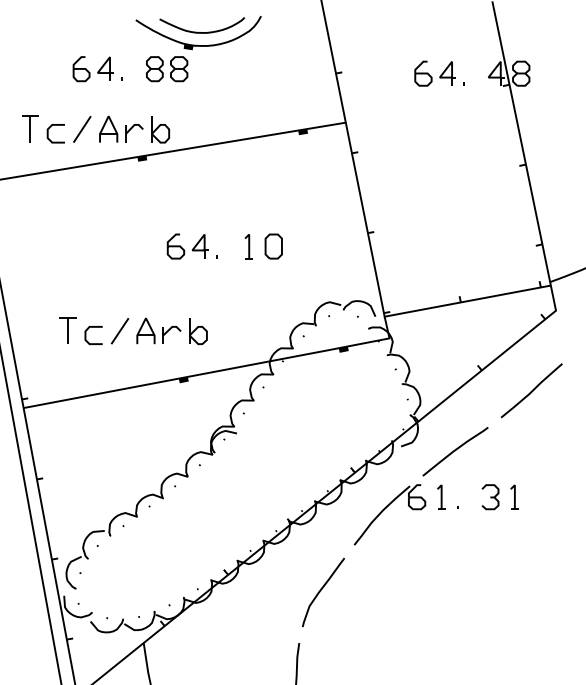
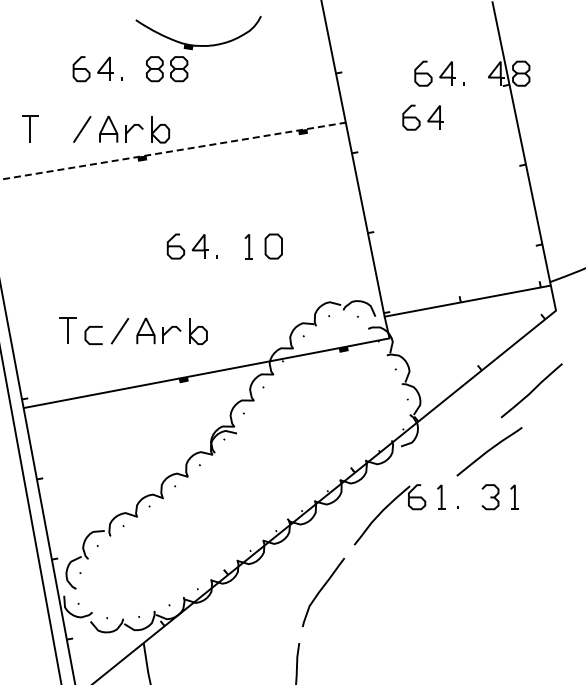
curve: present -> none (202, 32)
part: none -> present (422, 117)
curve: present -> none (48, 133)
line: solid -> dashed (173, 151)
curve position: (455, 451) -> (489, 451) (489, 451)
